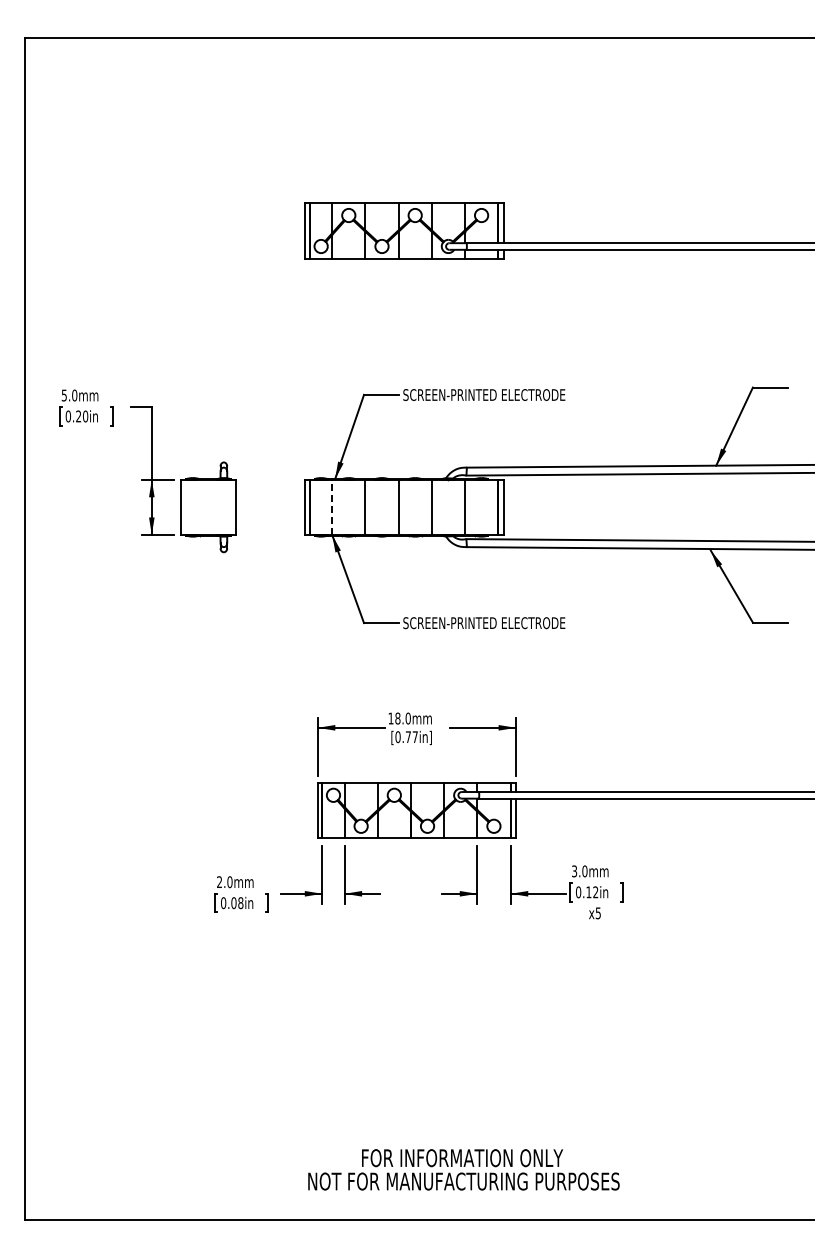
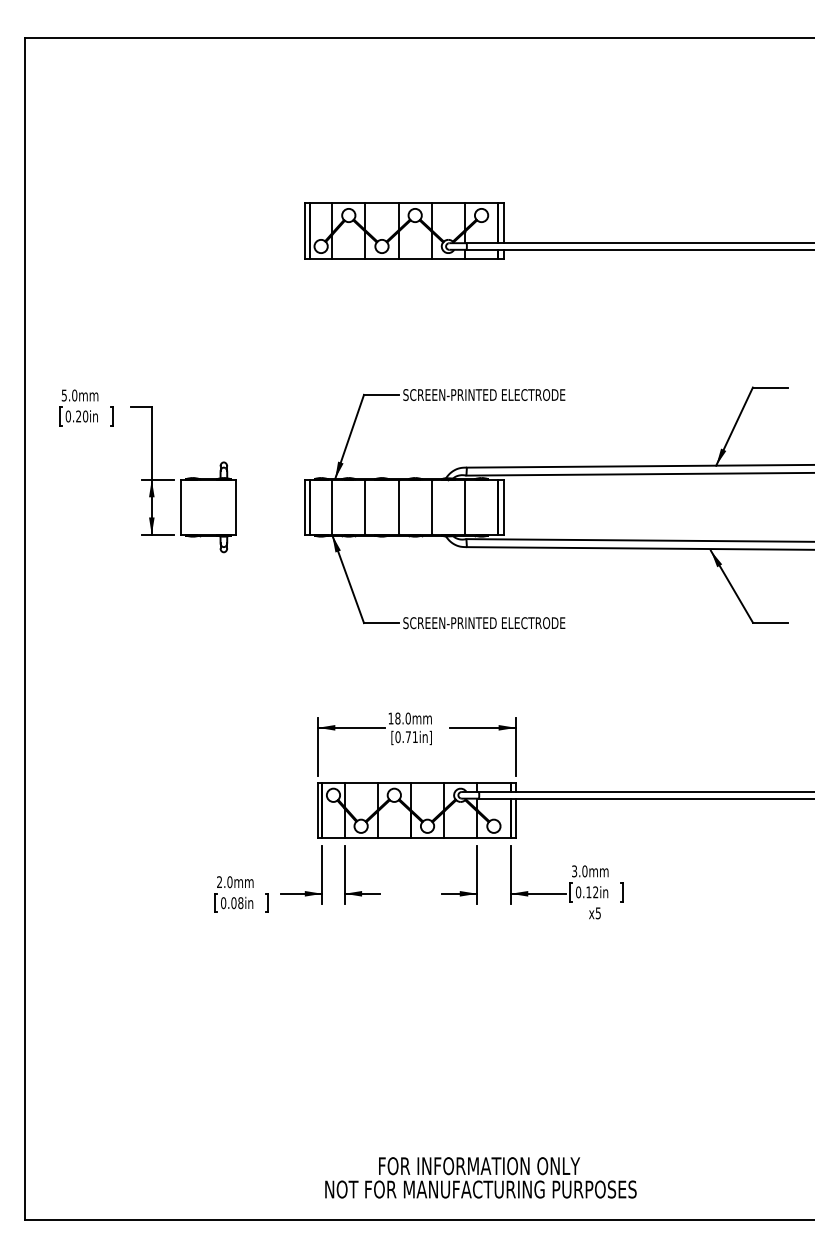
line: dashed -> solid (332, 507)
text: [0.77in] -> [0.71in] (414, 736)
text position: (463, 1169) -> (480, 1177) (480, 1177)
